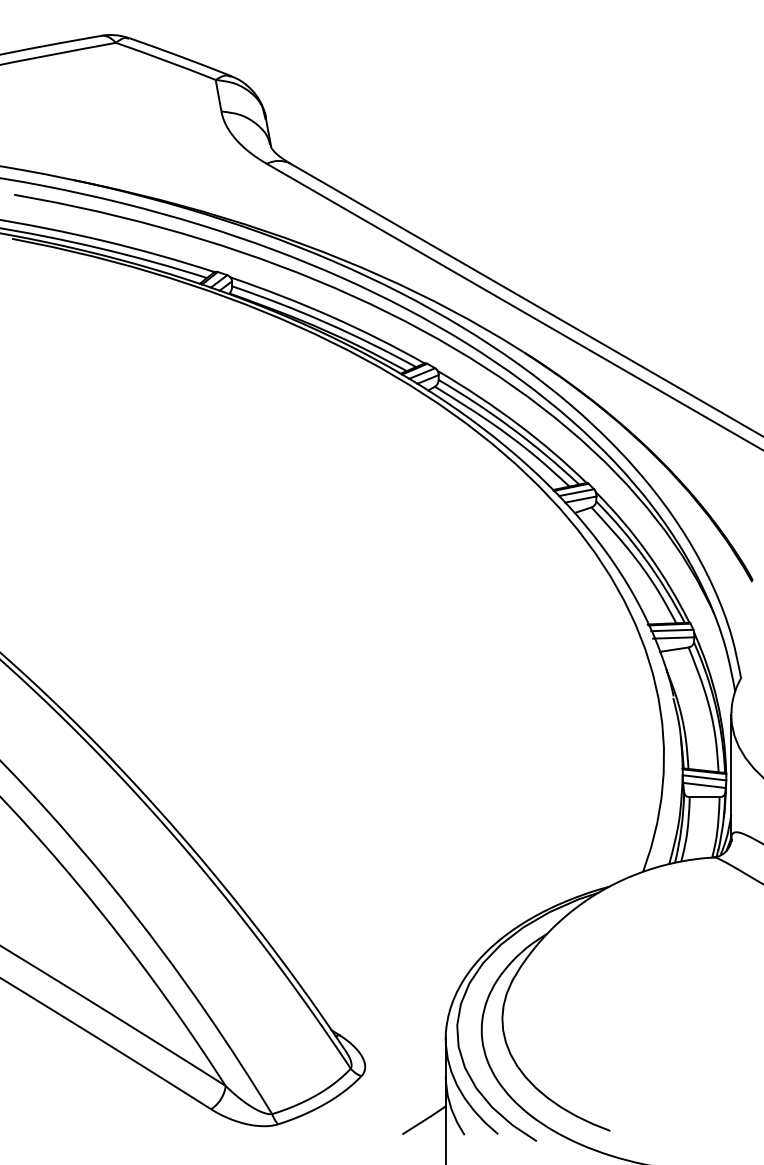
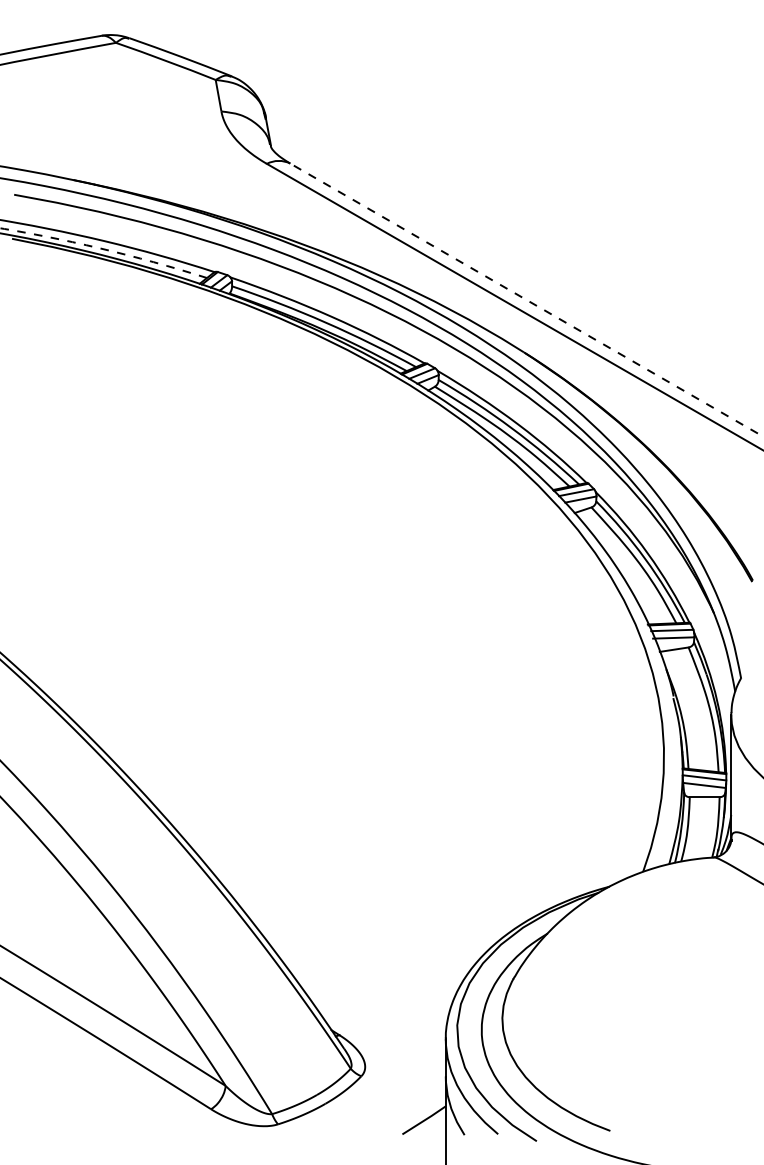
arc: solid -> dashed (103, 249)
line: solid -> dashed (526, 300)
